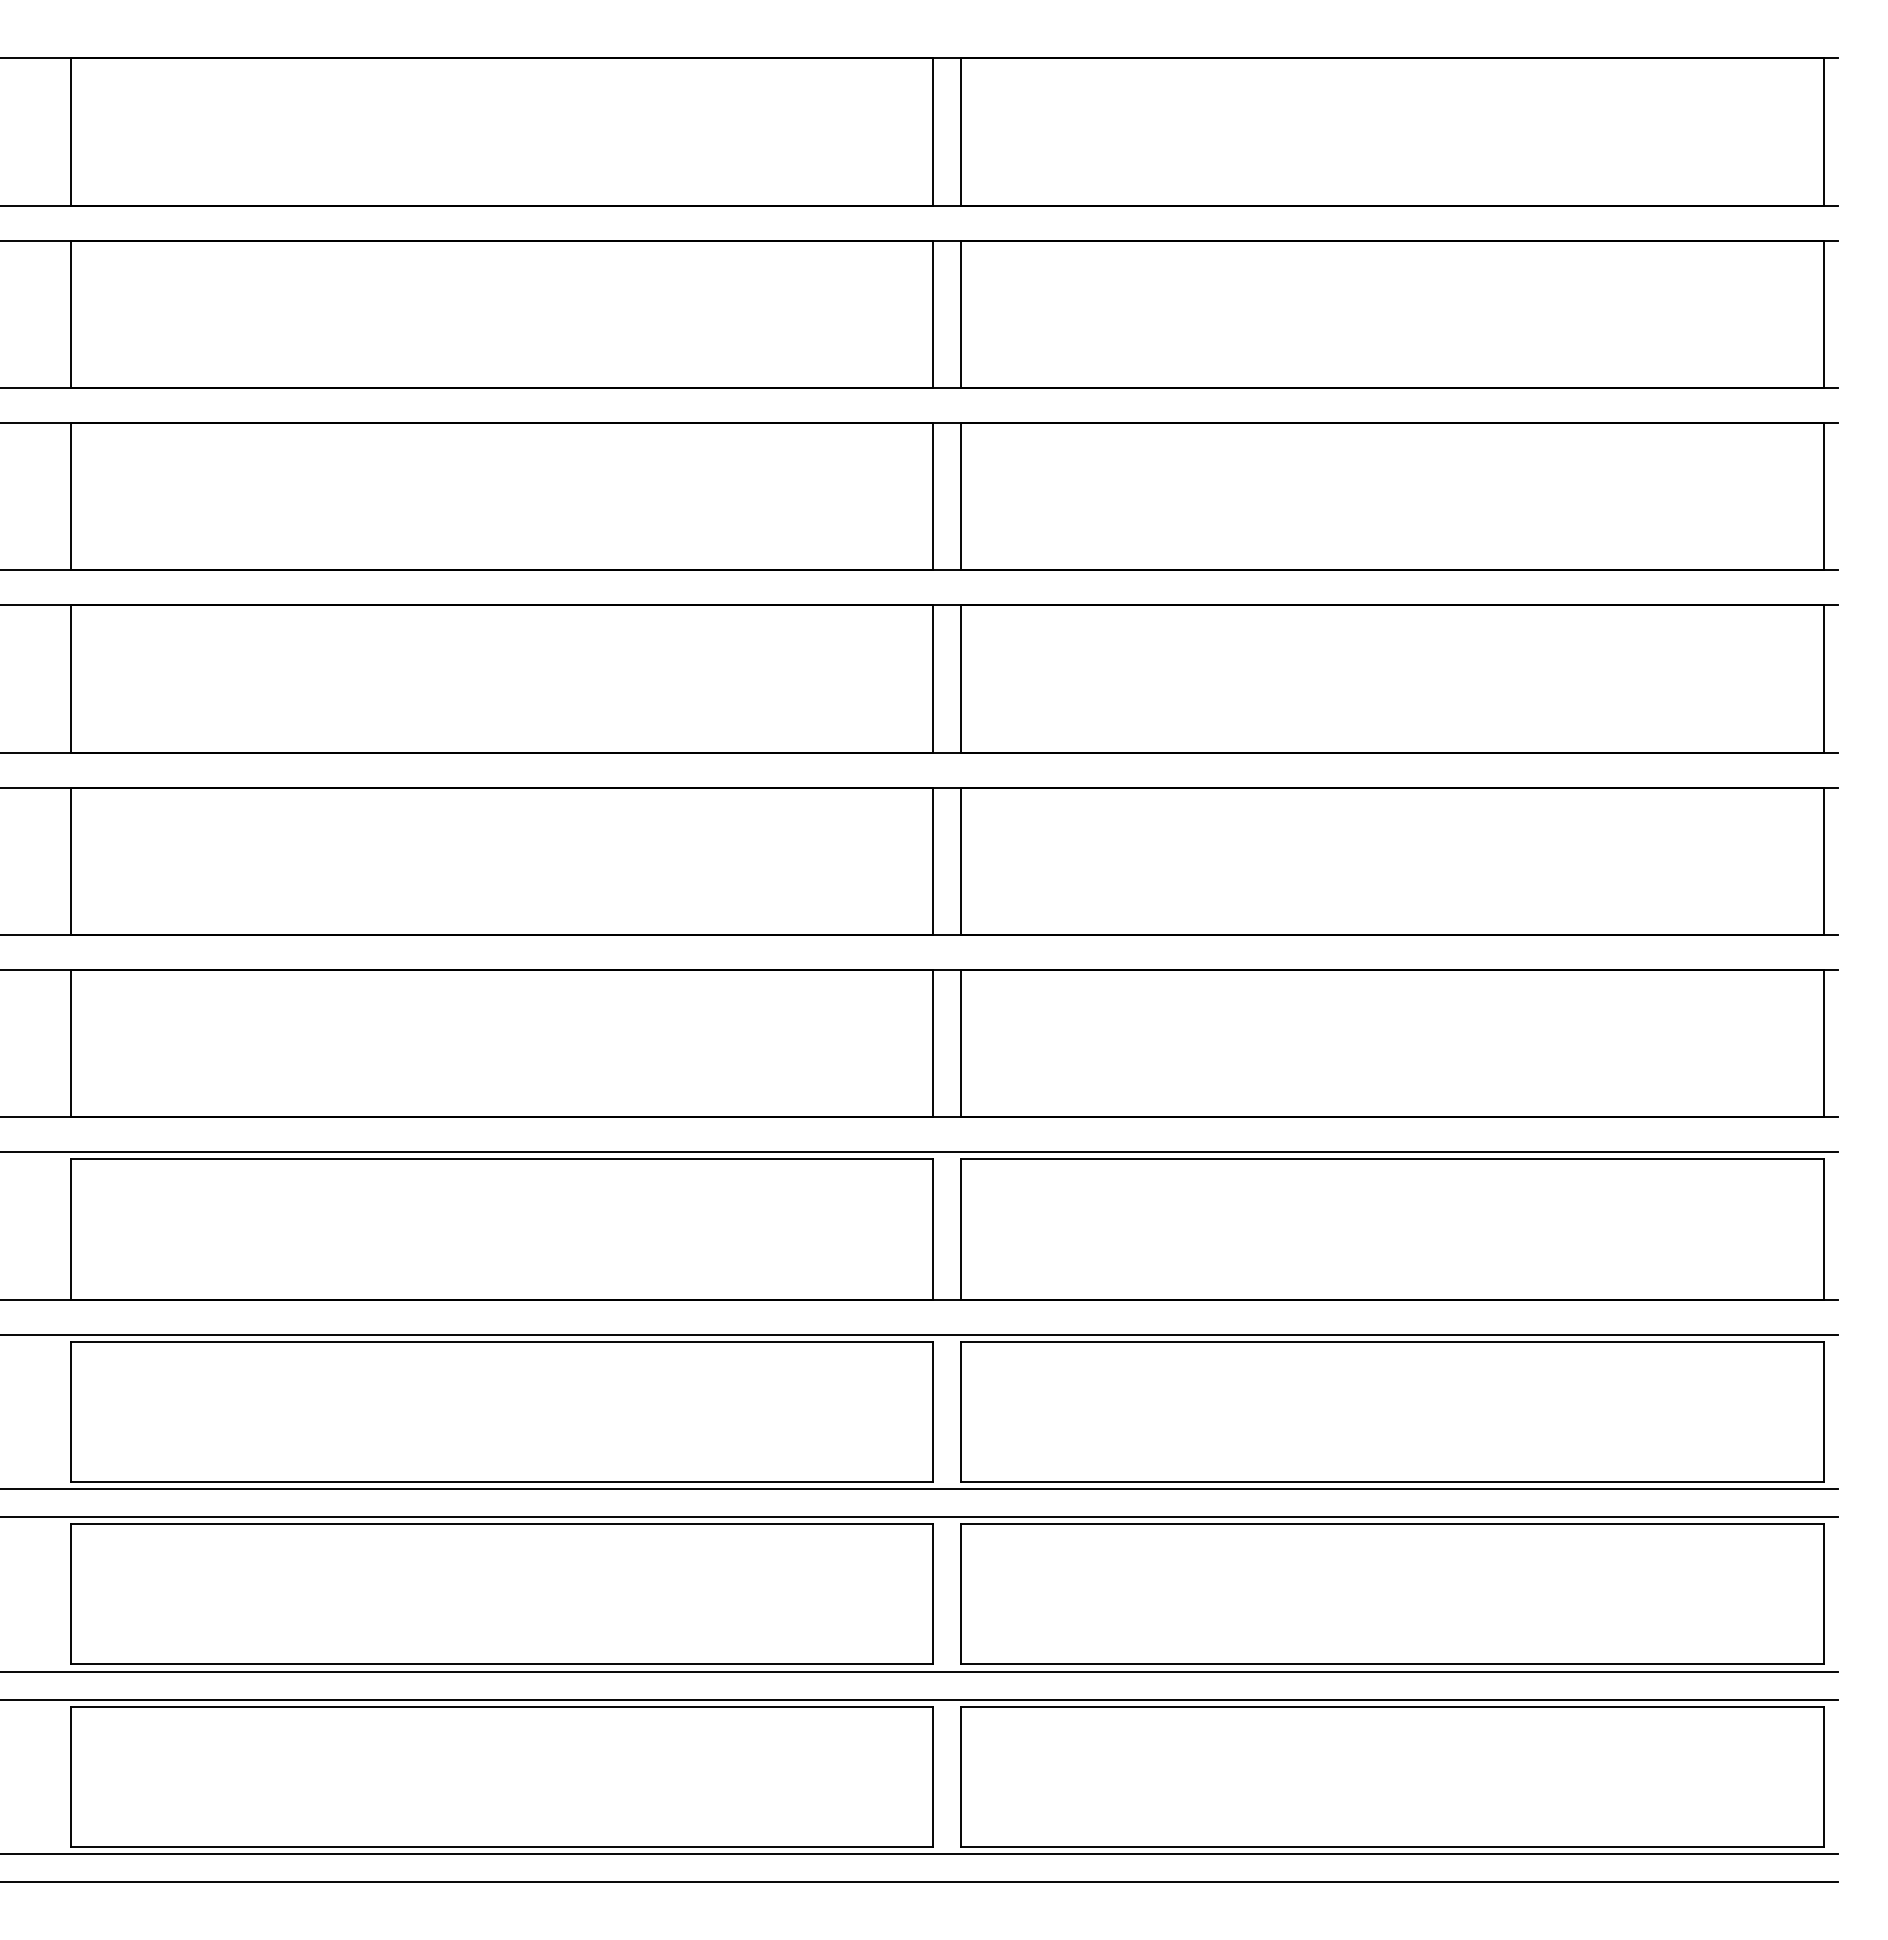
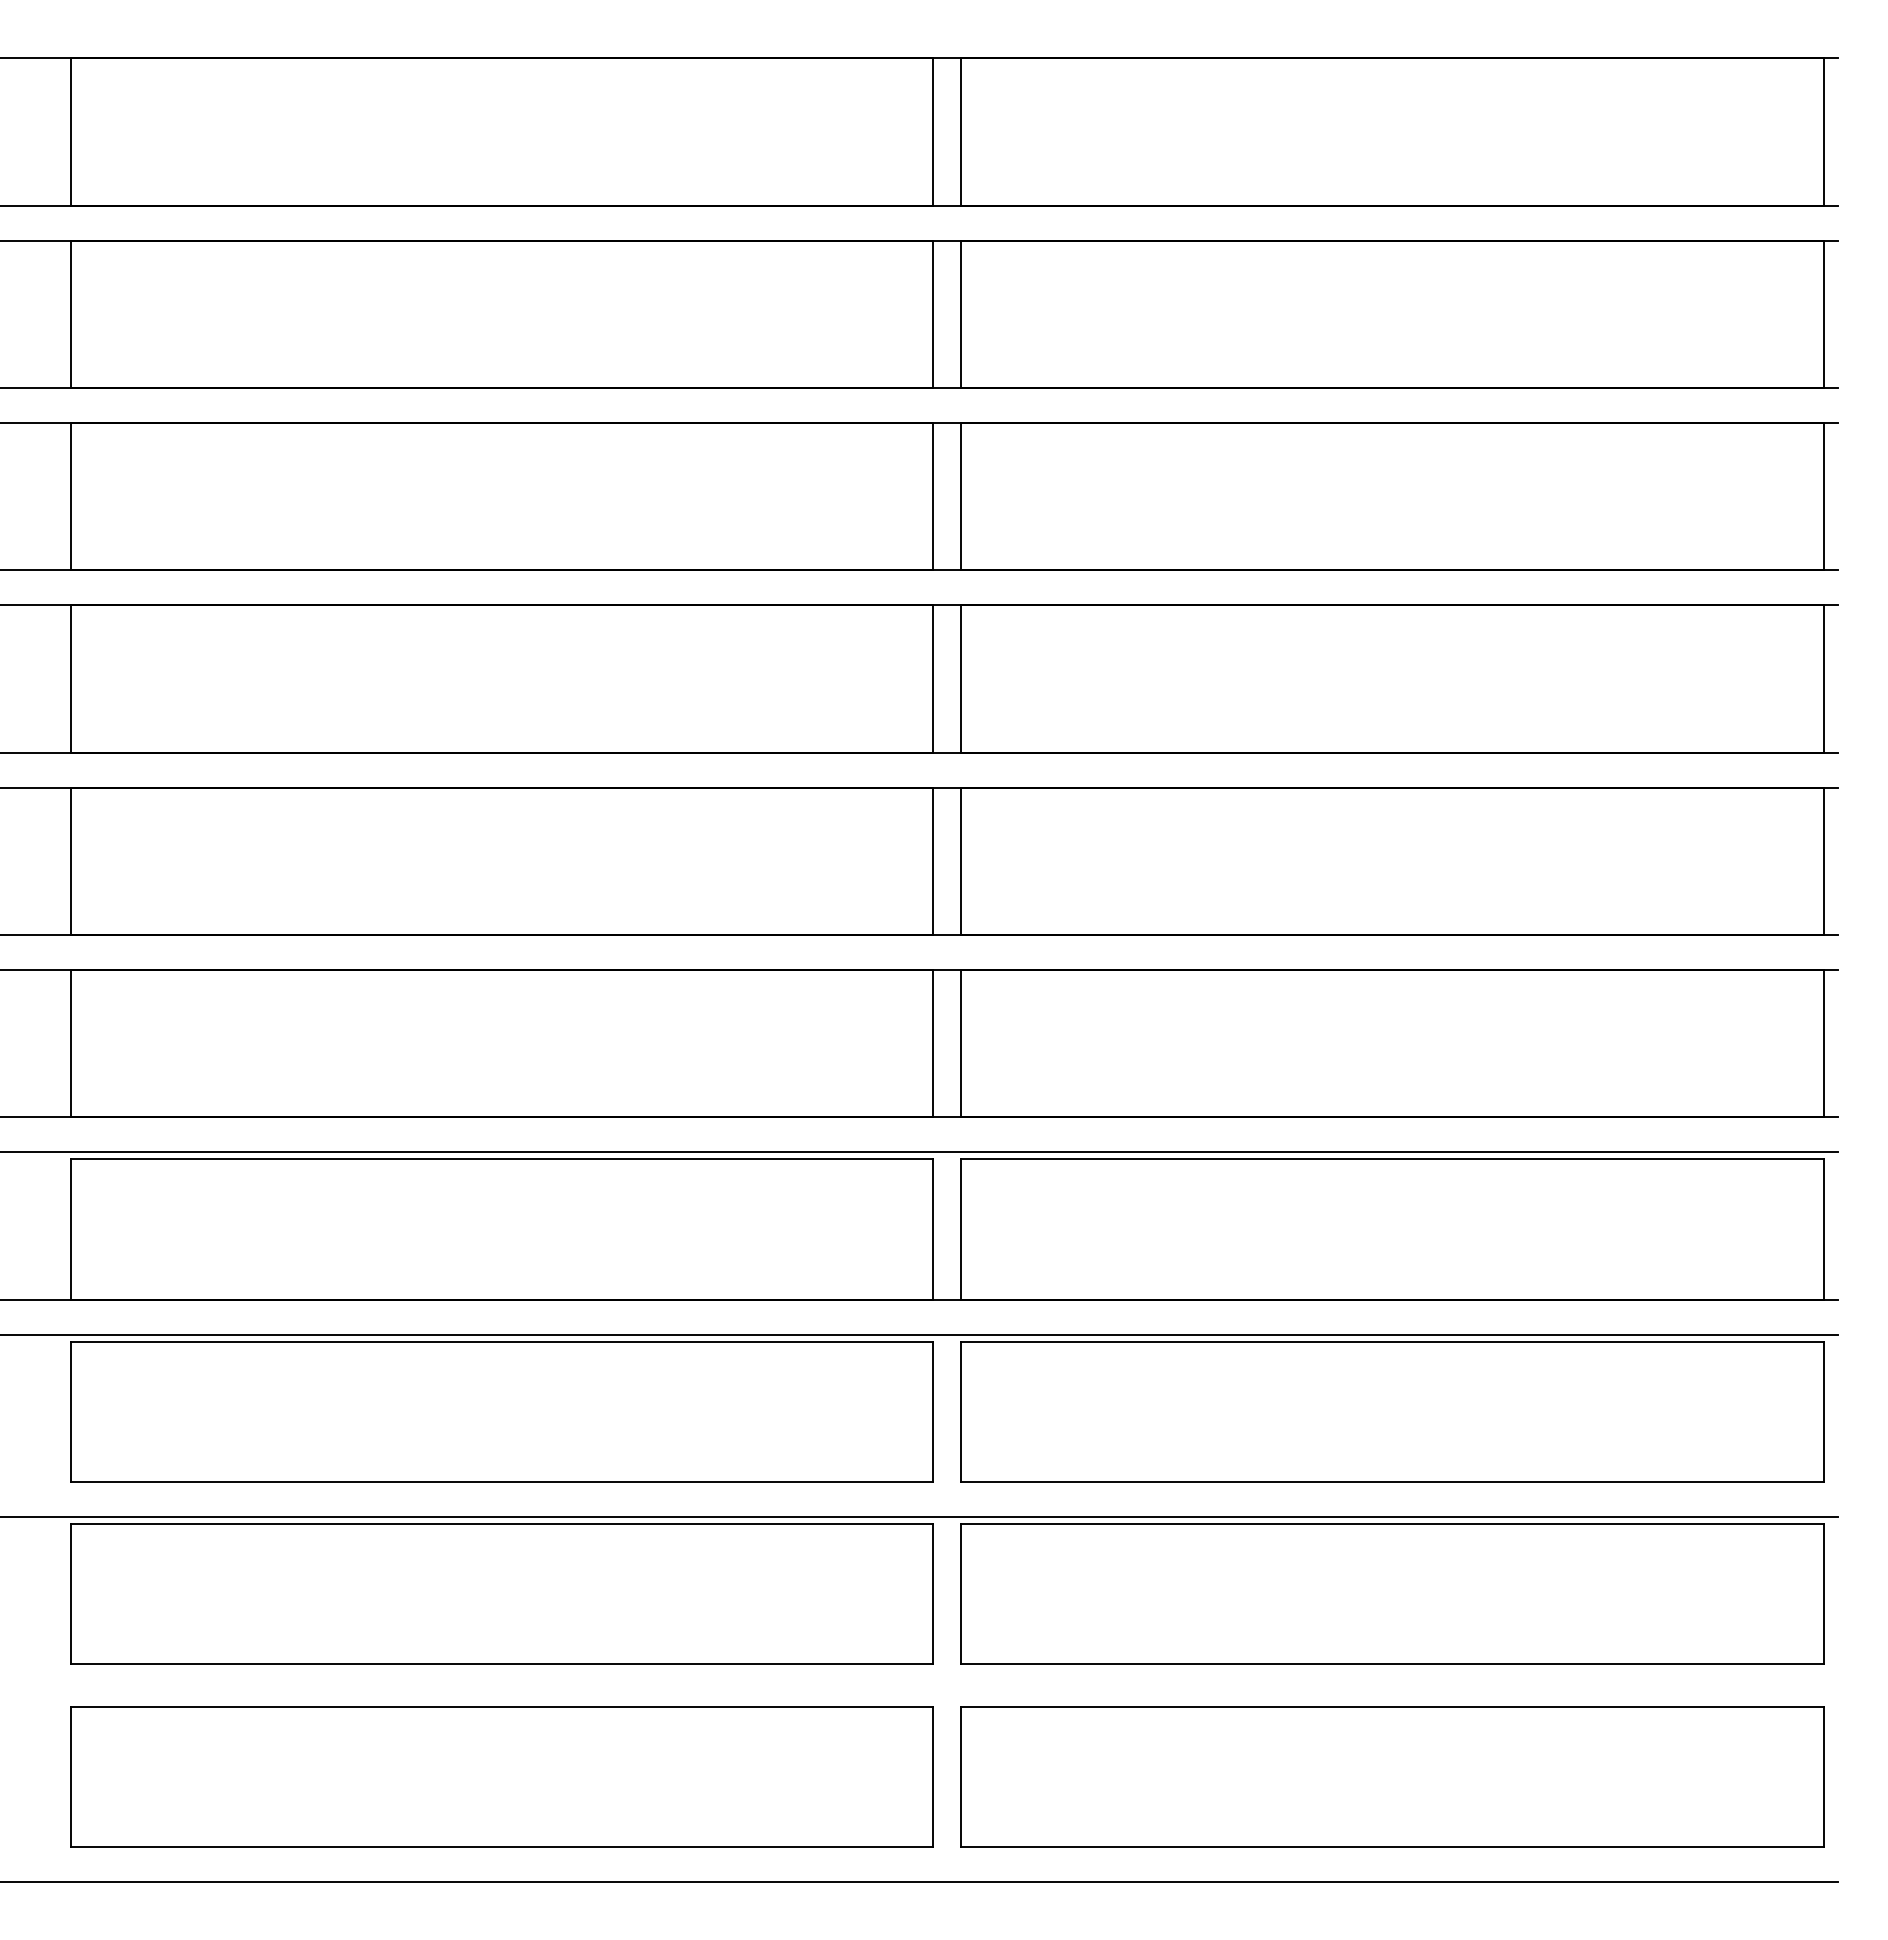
line: present -> none (920, 1489)
line: present -> none (920, 1671)
line: present -> none (920, 1699)
line: present -> none (920, 1853)
